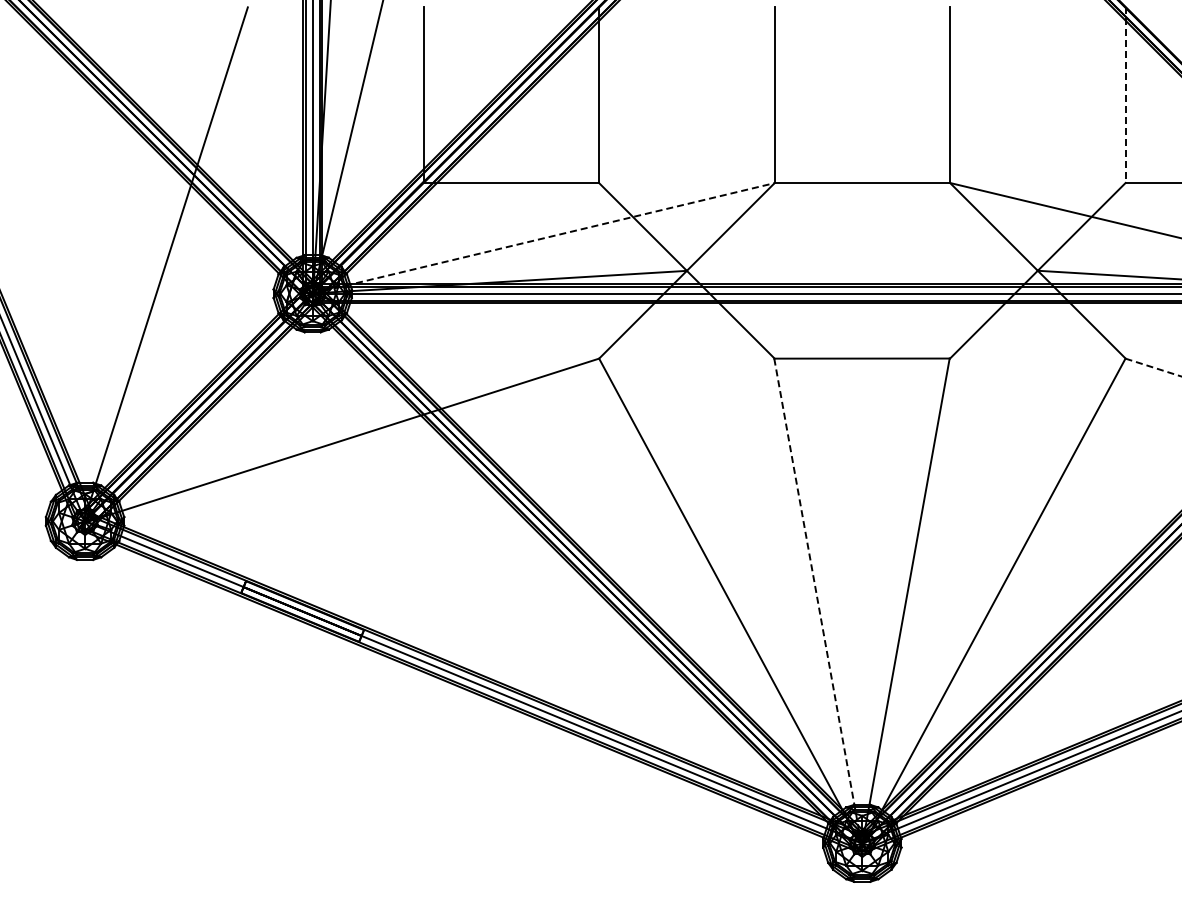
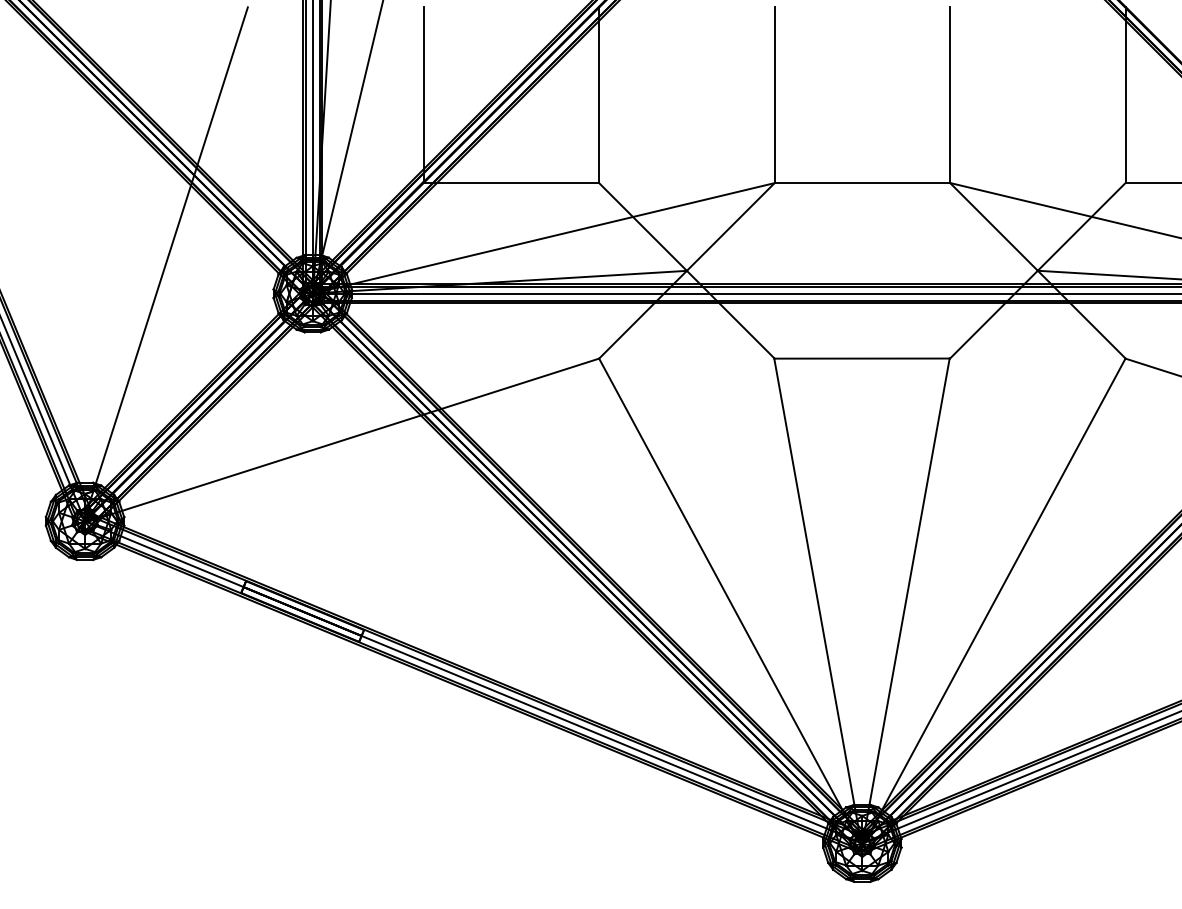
line: dashed -> solid (1125, 95)
line: dashed -> solid (544, 238)
line: dashed -> solid (1154, 367)
line: dashed -> solid (818, 602)
